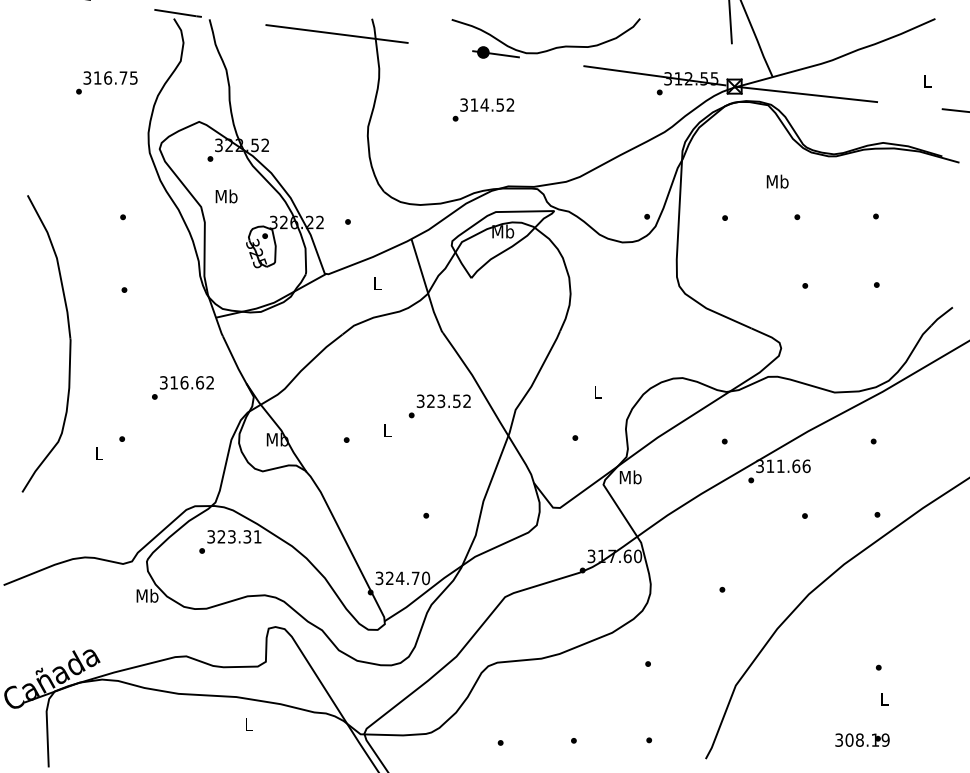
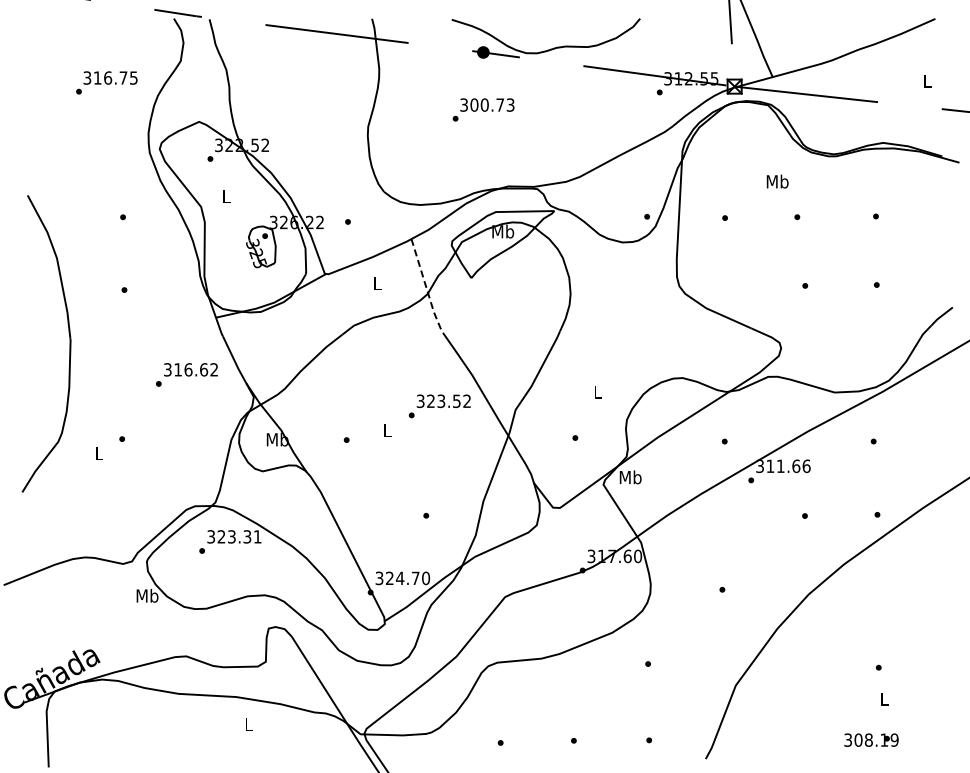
text: 314.52 -> 300.73 (492, 104)
text: Mb -> L (226, 196)
line: solid -> dashed (426, 288)
text position: (182, 387) -> (186, 374) (186, 374)
text position: (862, 739) -> (871, 739) (871, 739)
